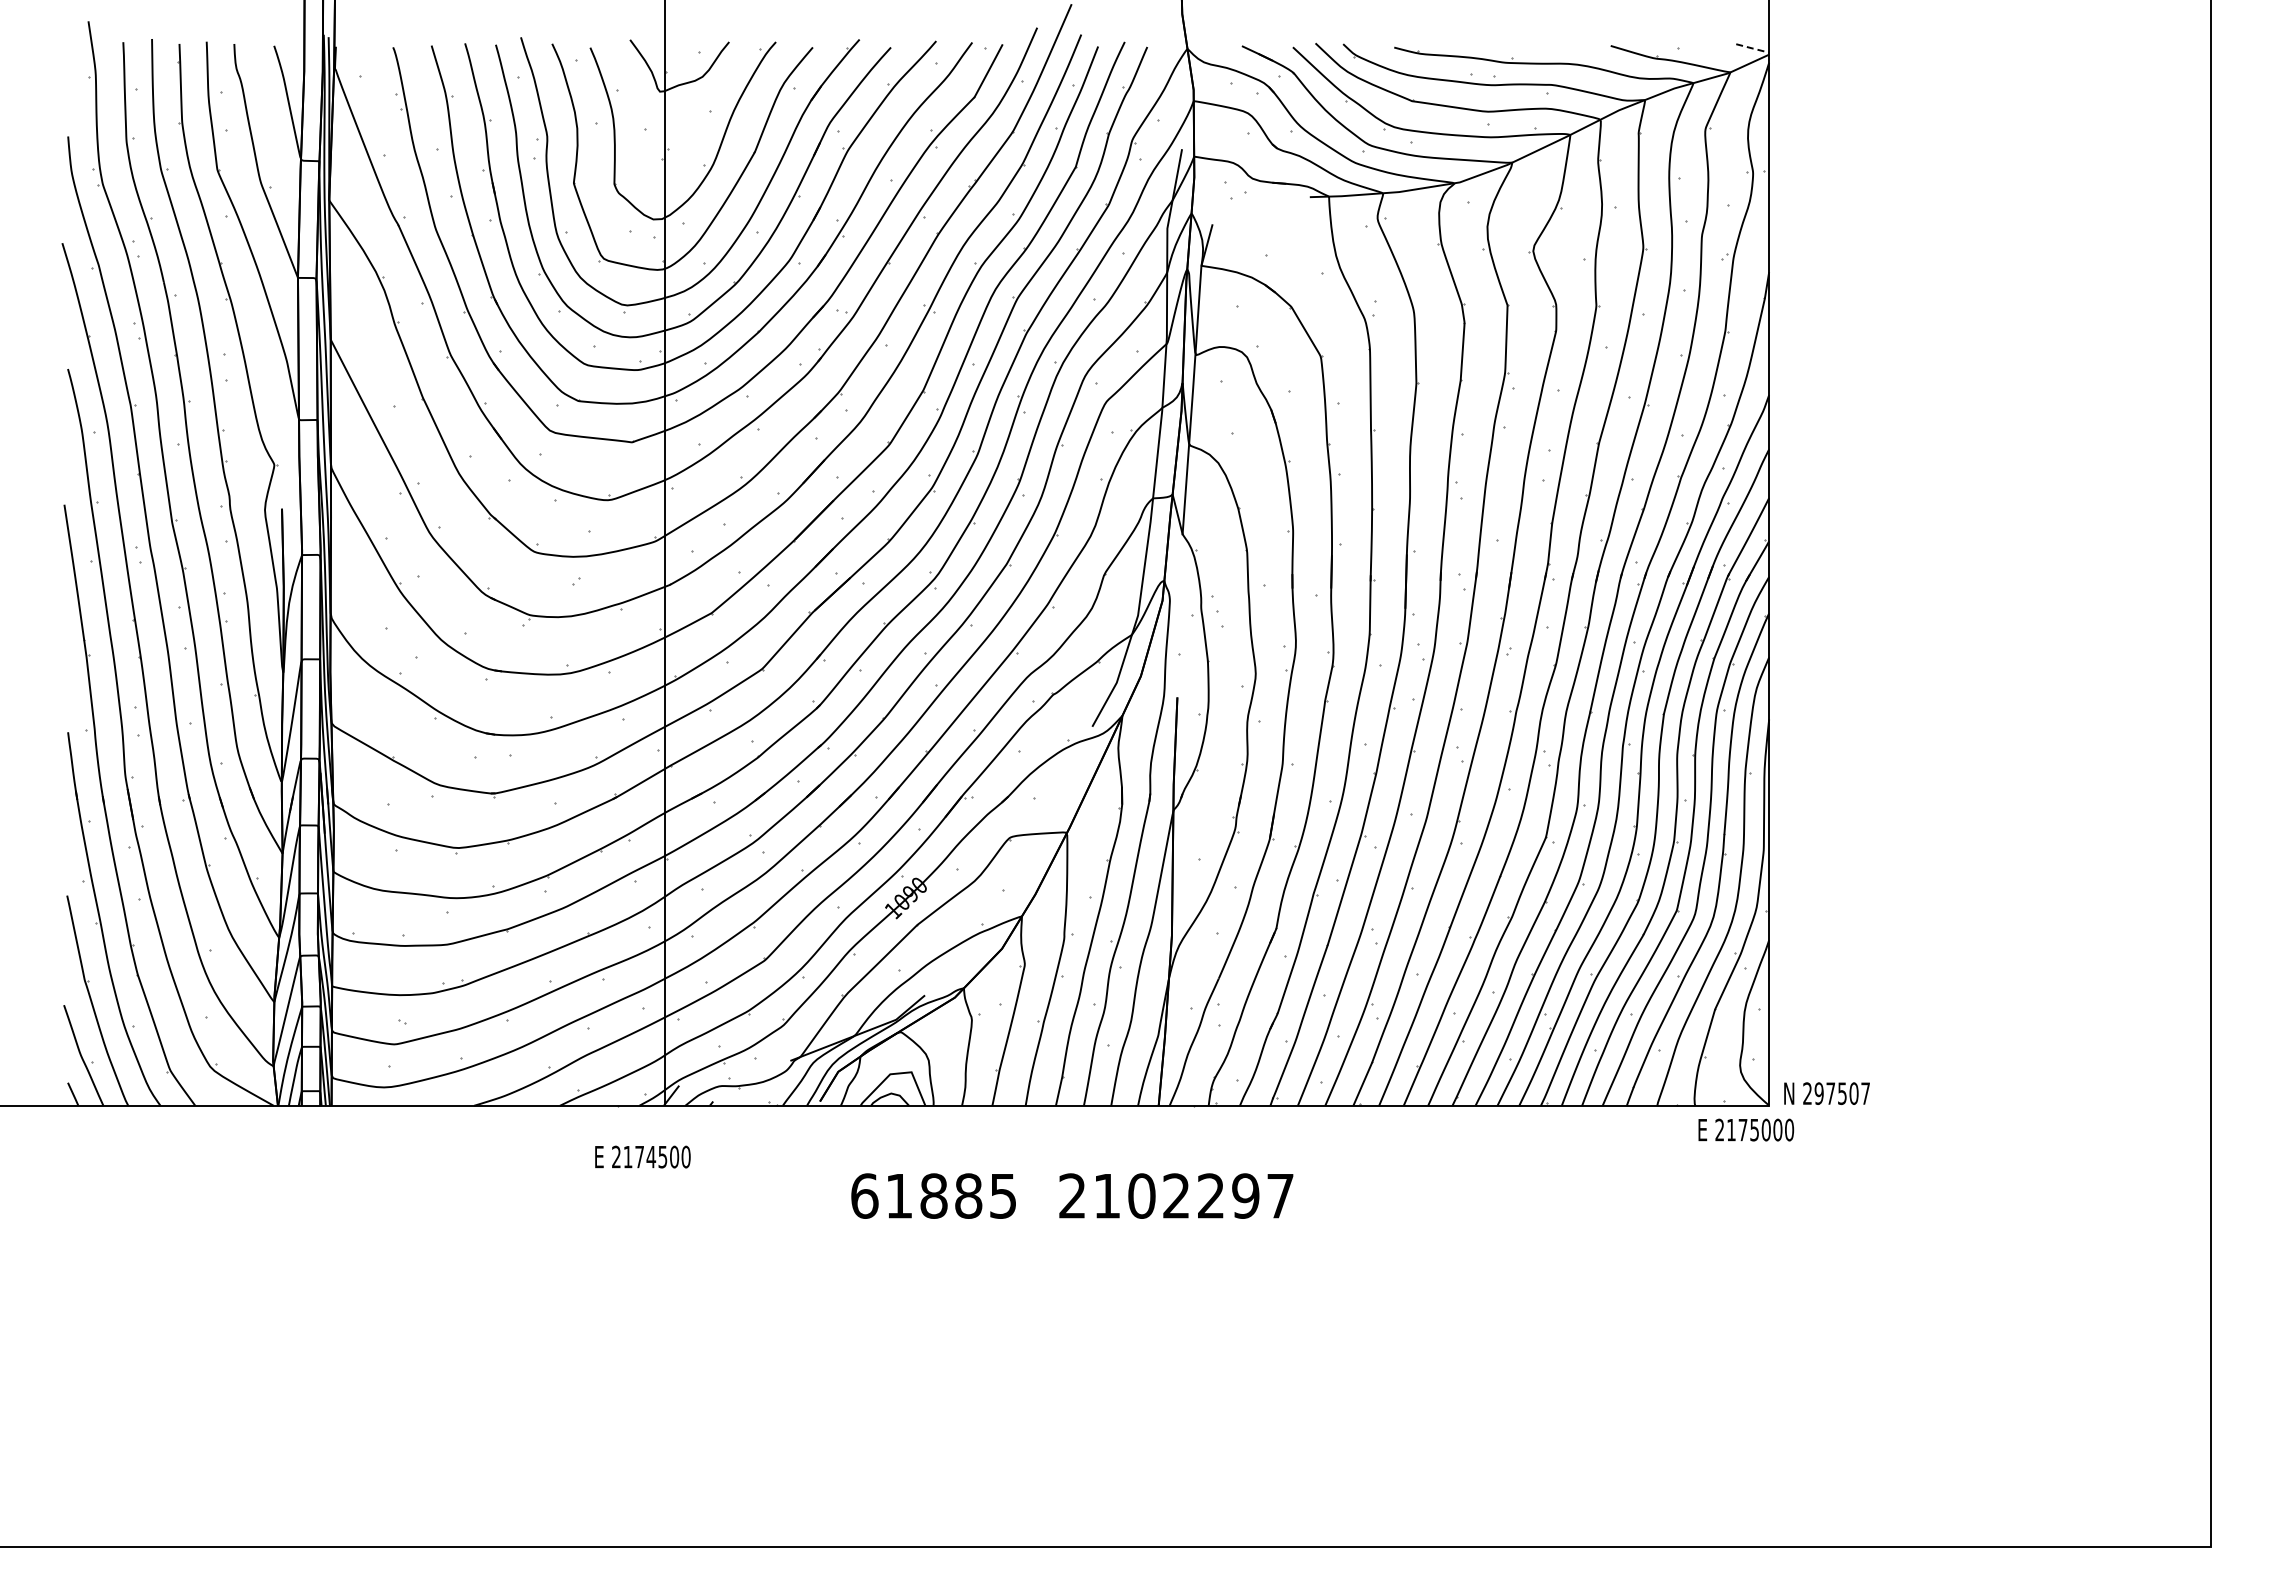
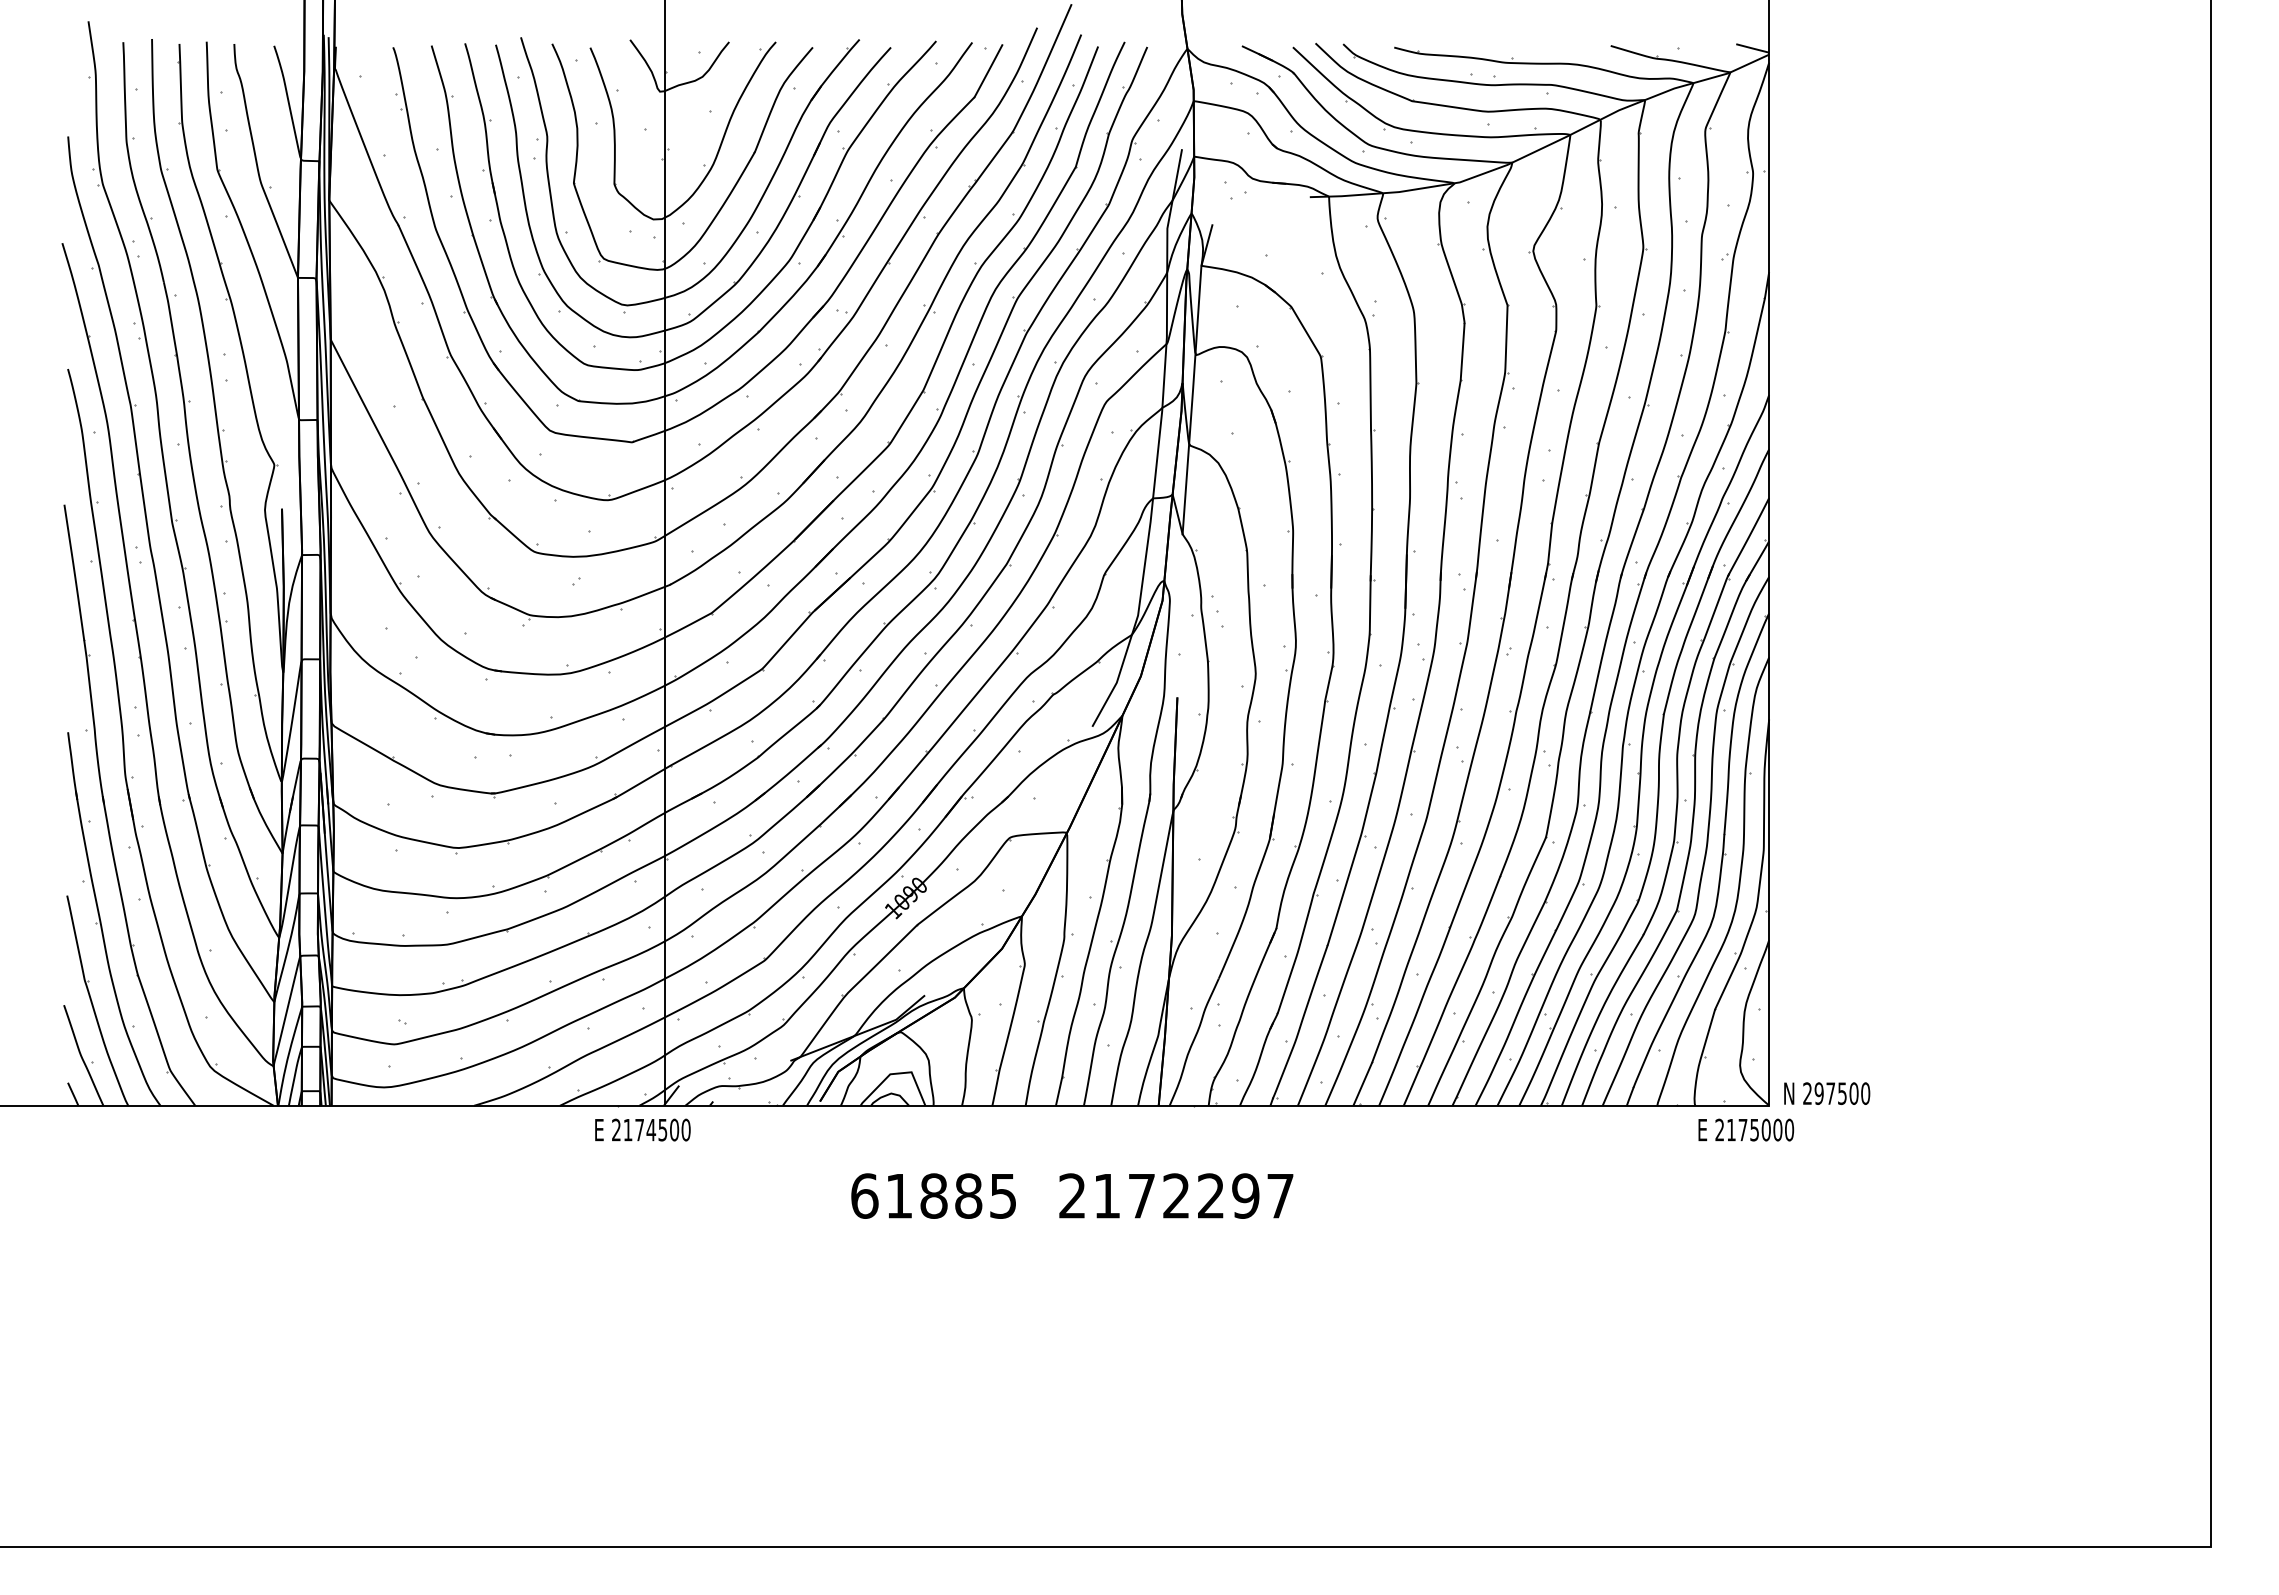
line: dashed -> solid (1753, 48)
text: 297507 -> 297500 (1865, 1093)
text position: (642, 1156) -> (642, 1129) (642, 1129)
text: 2102297 -> 2172297 (1141, 1195)
